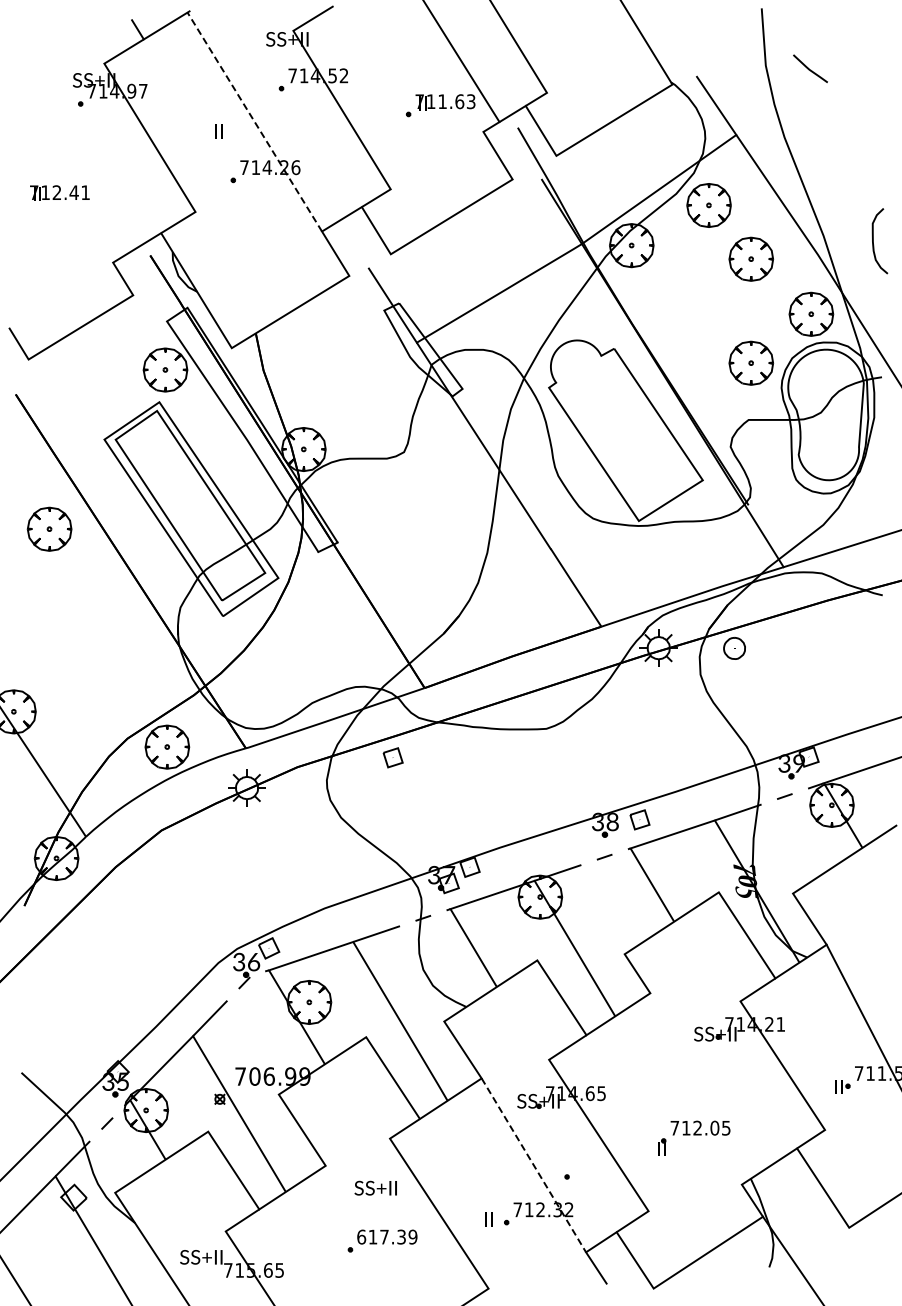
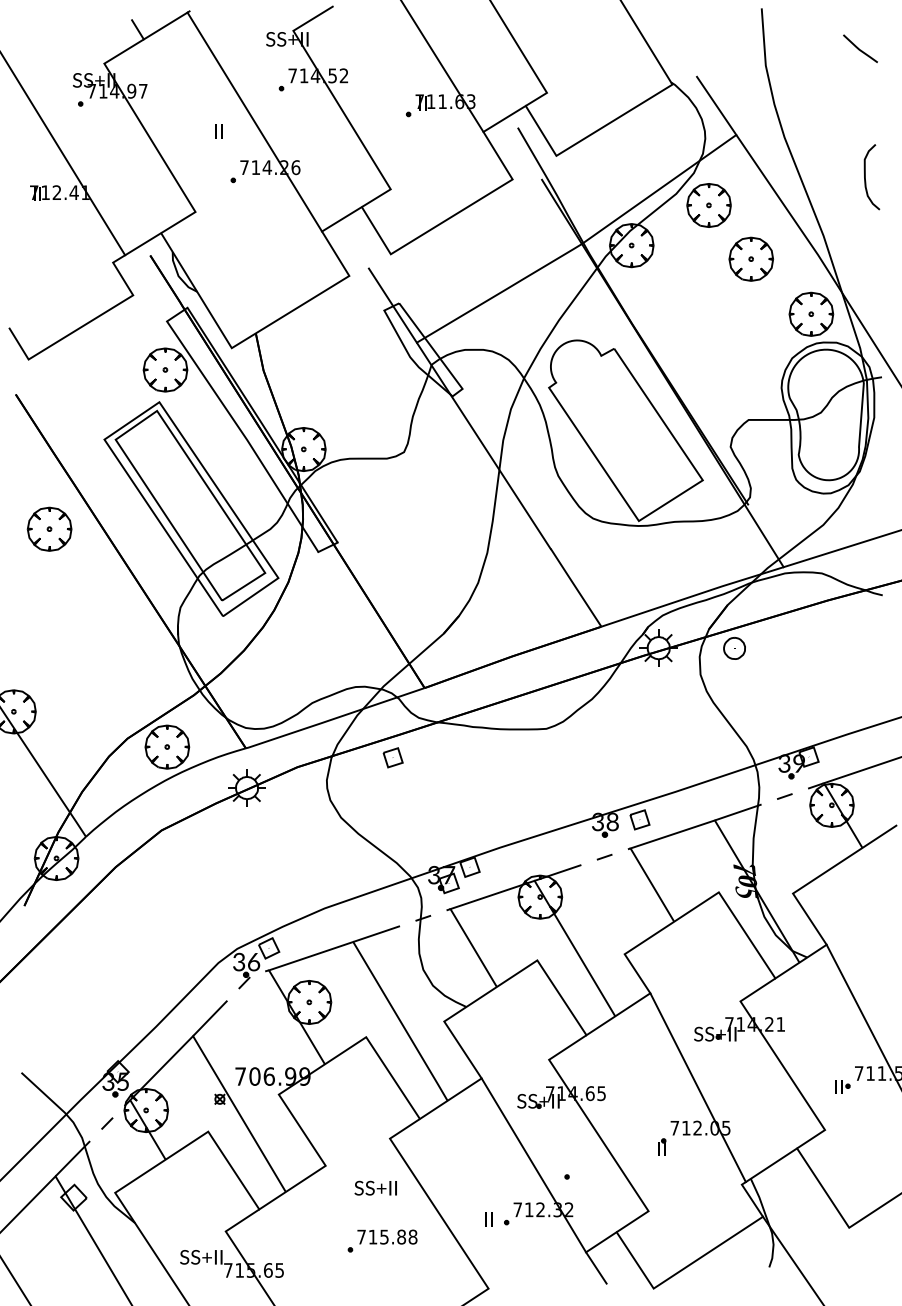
line position: (461, 61) -> (442, 66) (442, 66)
line position: (809, 68) -> (859, 48) (859, 48)
line: dashed -> solid (254, 121)
line: none -> present (63, 154)
curve position: (873, 241) -> (865, 177) (865, 177)
part: present -> none (751, 362)
line: none -> present (697, 1087)
line: dashed -> solid (534, 1165)
text: 617.39 -> 715.88 (387, 1236)
